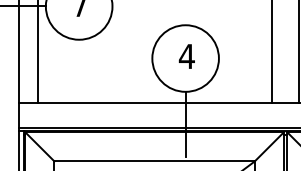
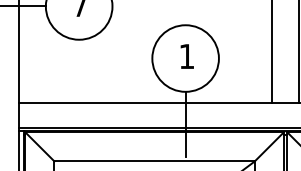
line: present -> none (37, 52)
text: 4 -> 1 (186, 56)
